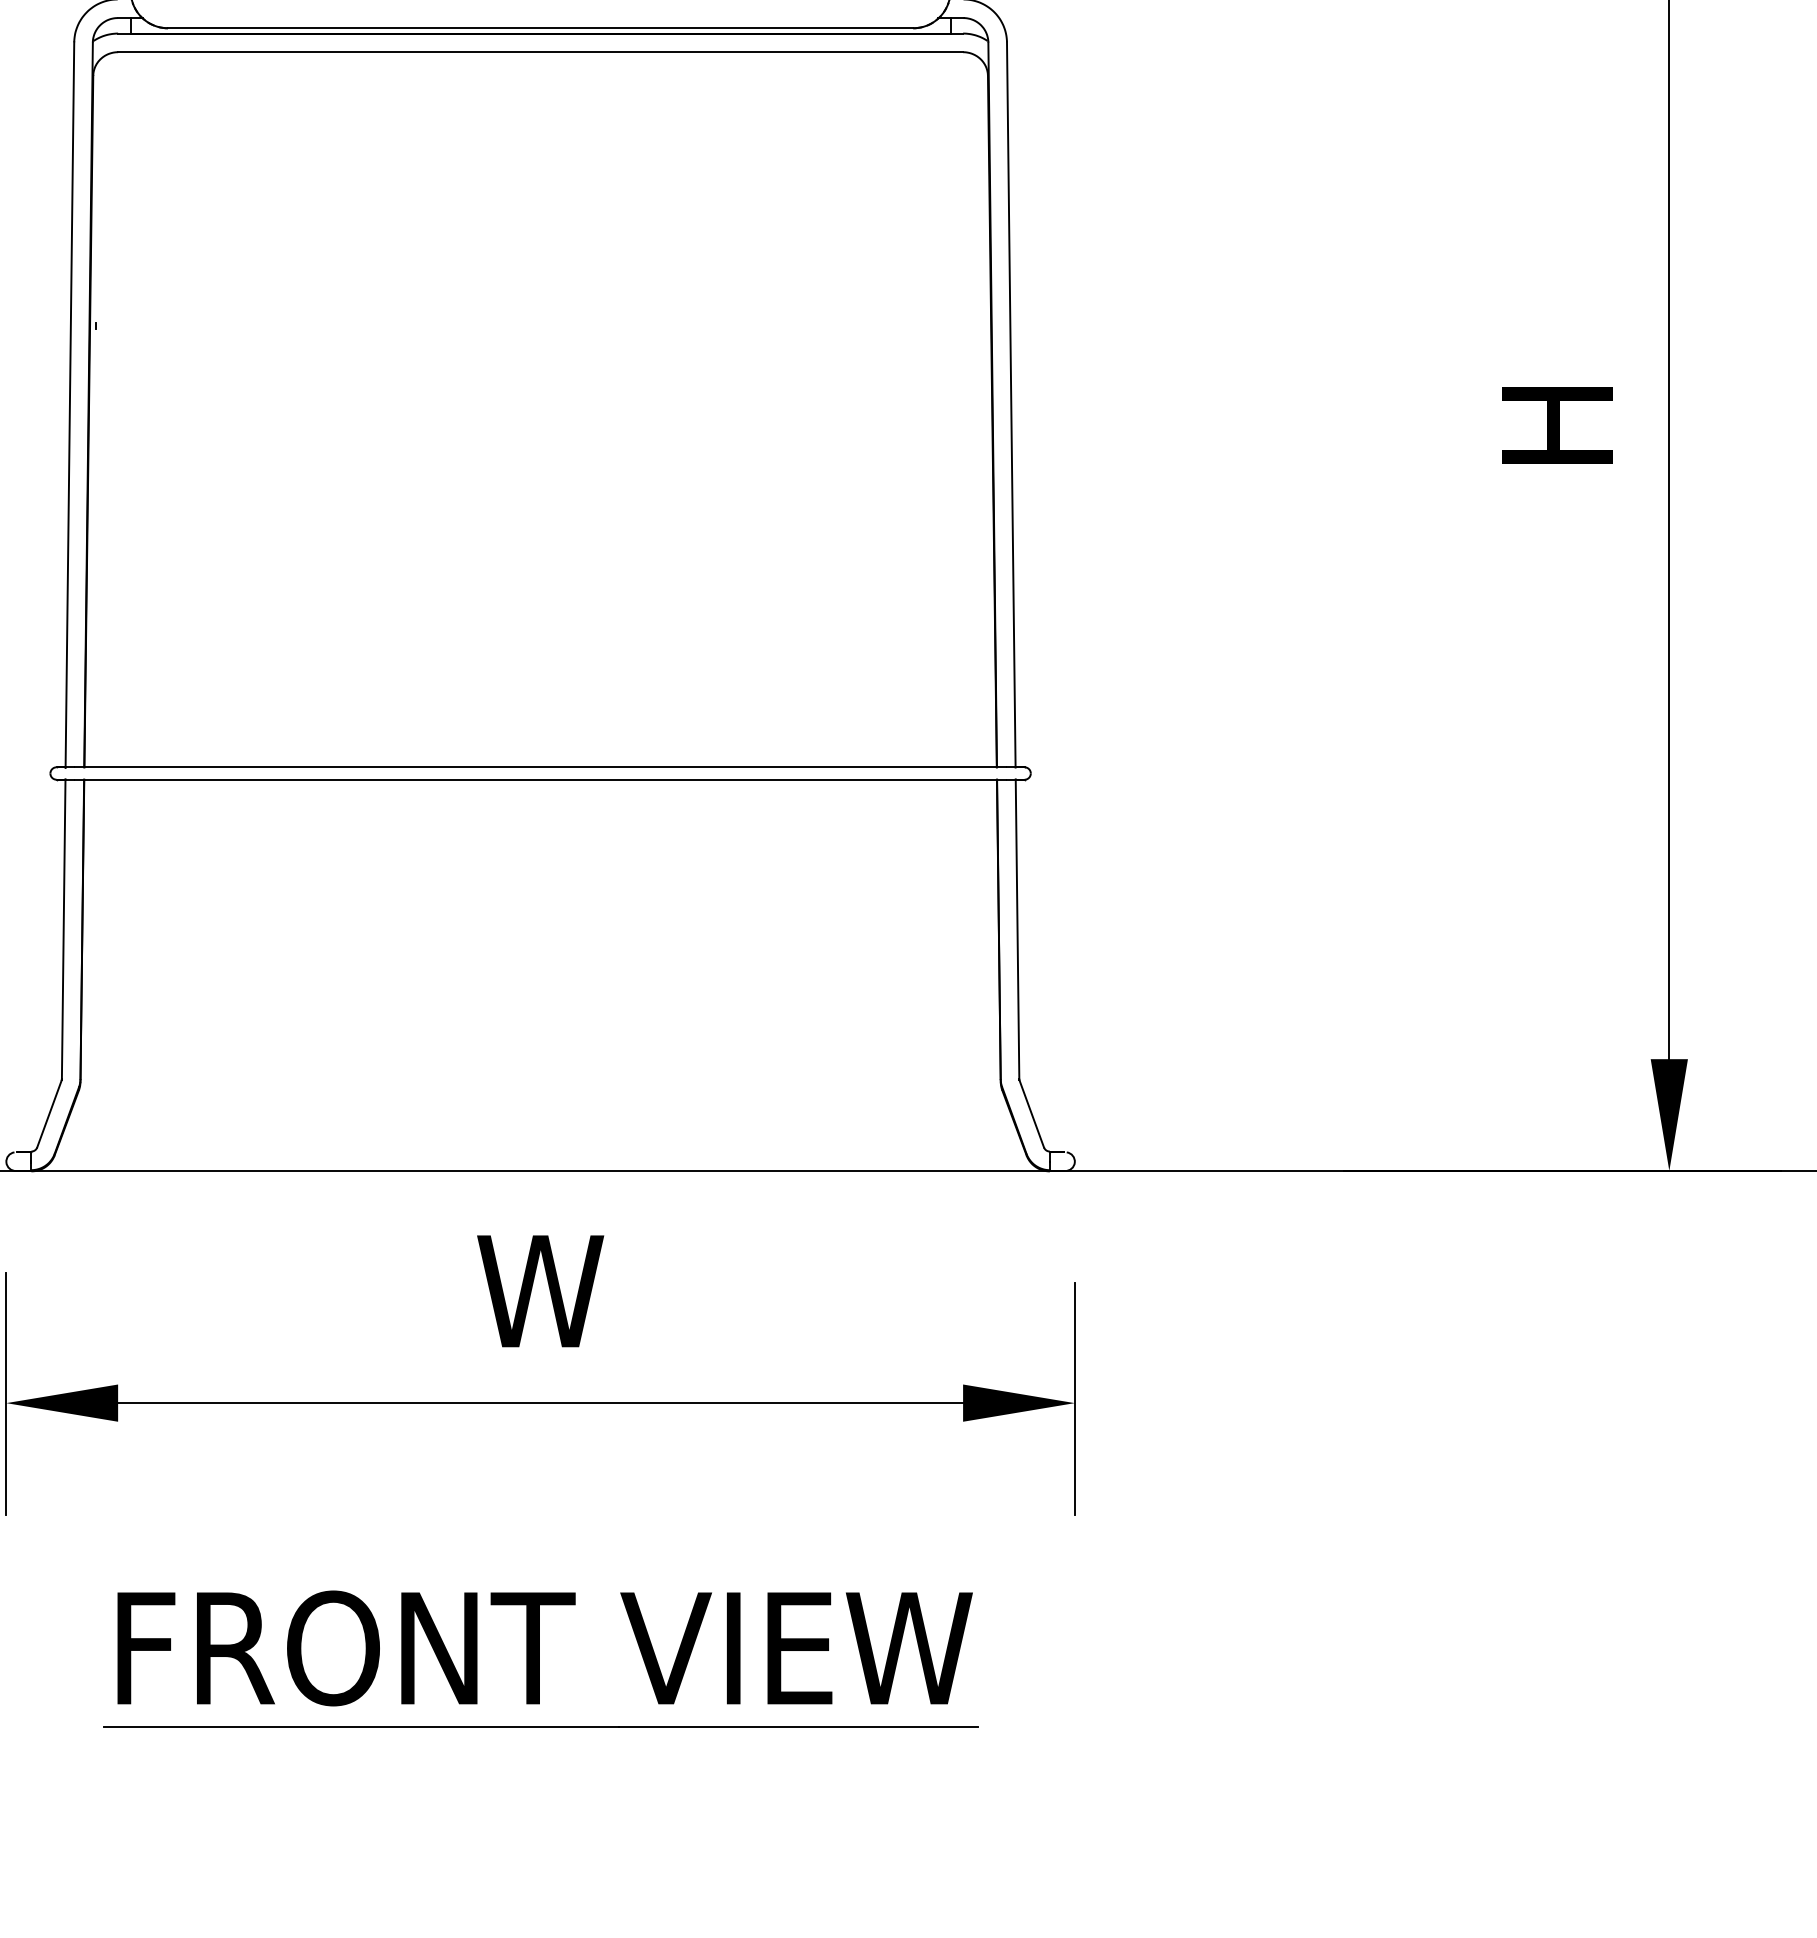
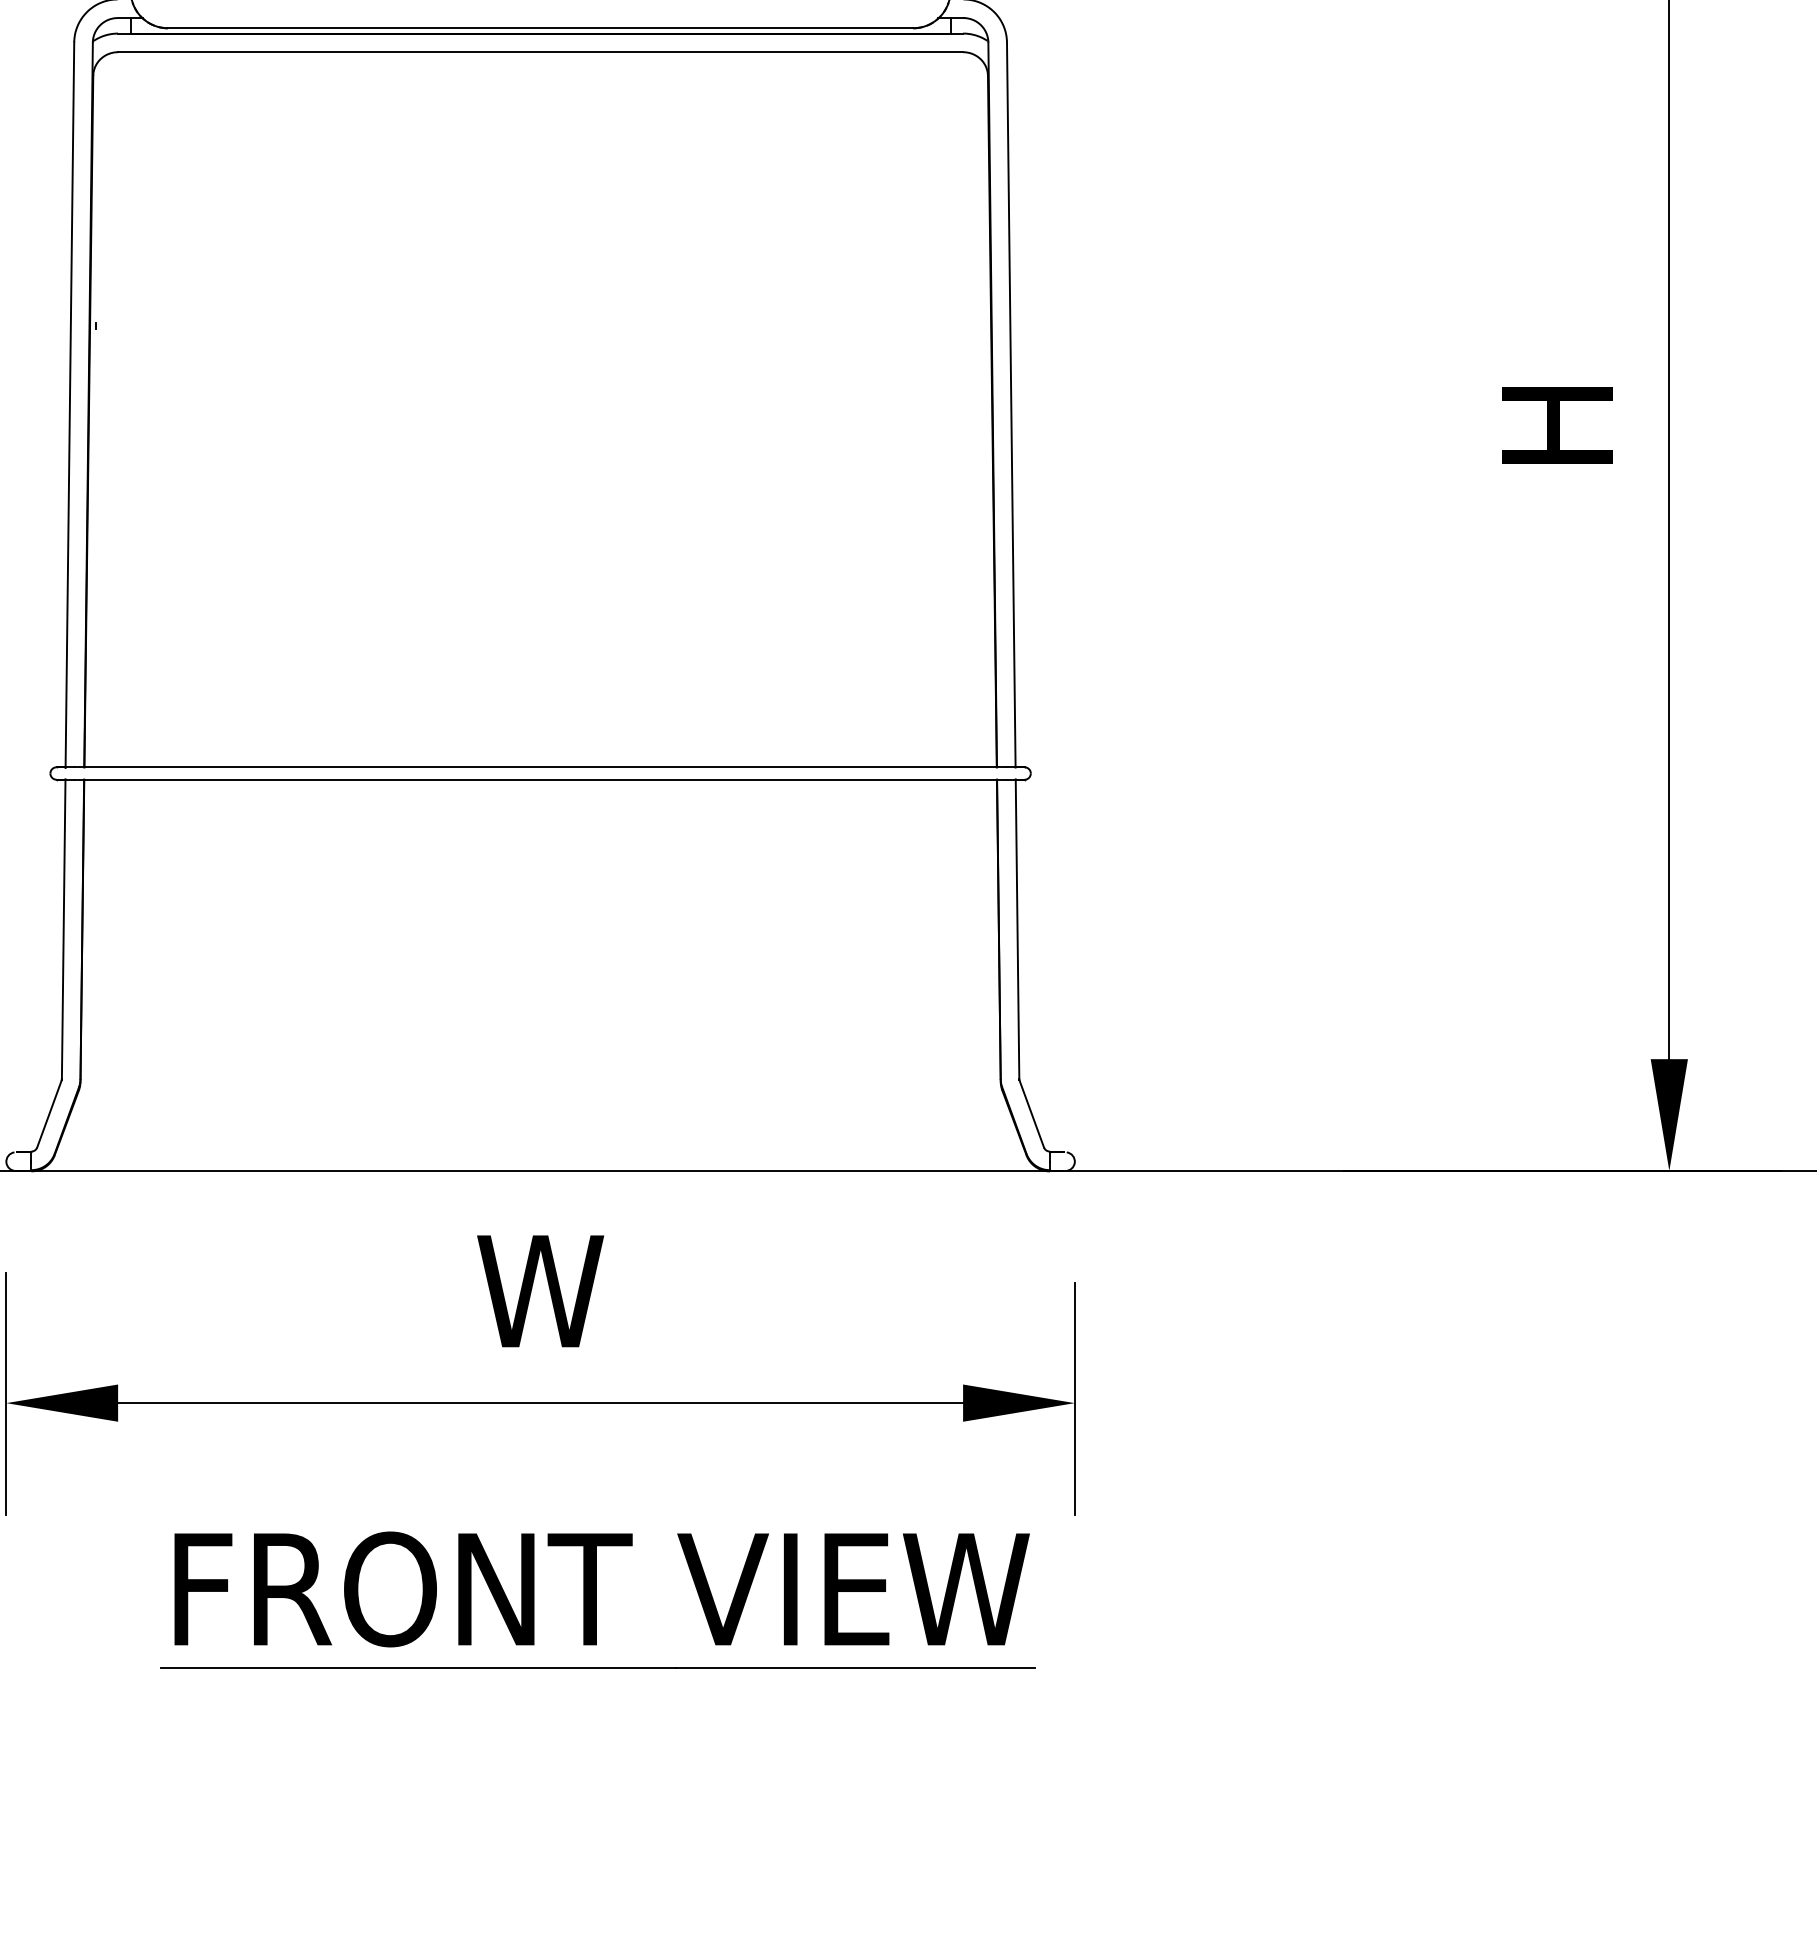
part position: (540, 1658) -> (597, 1599) (597, 1599)
